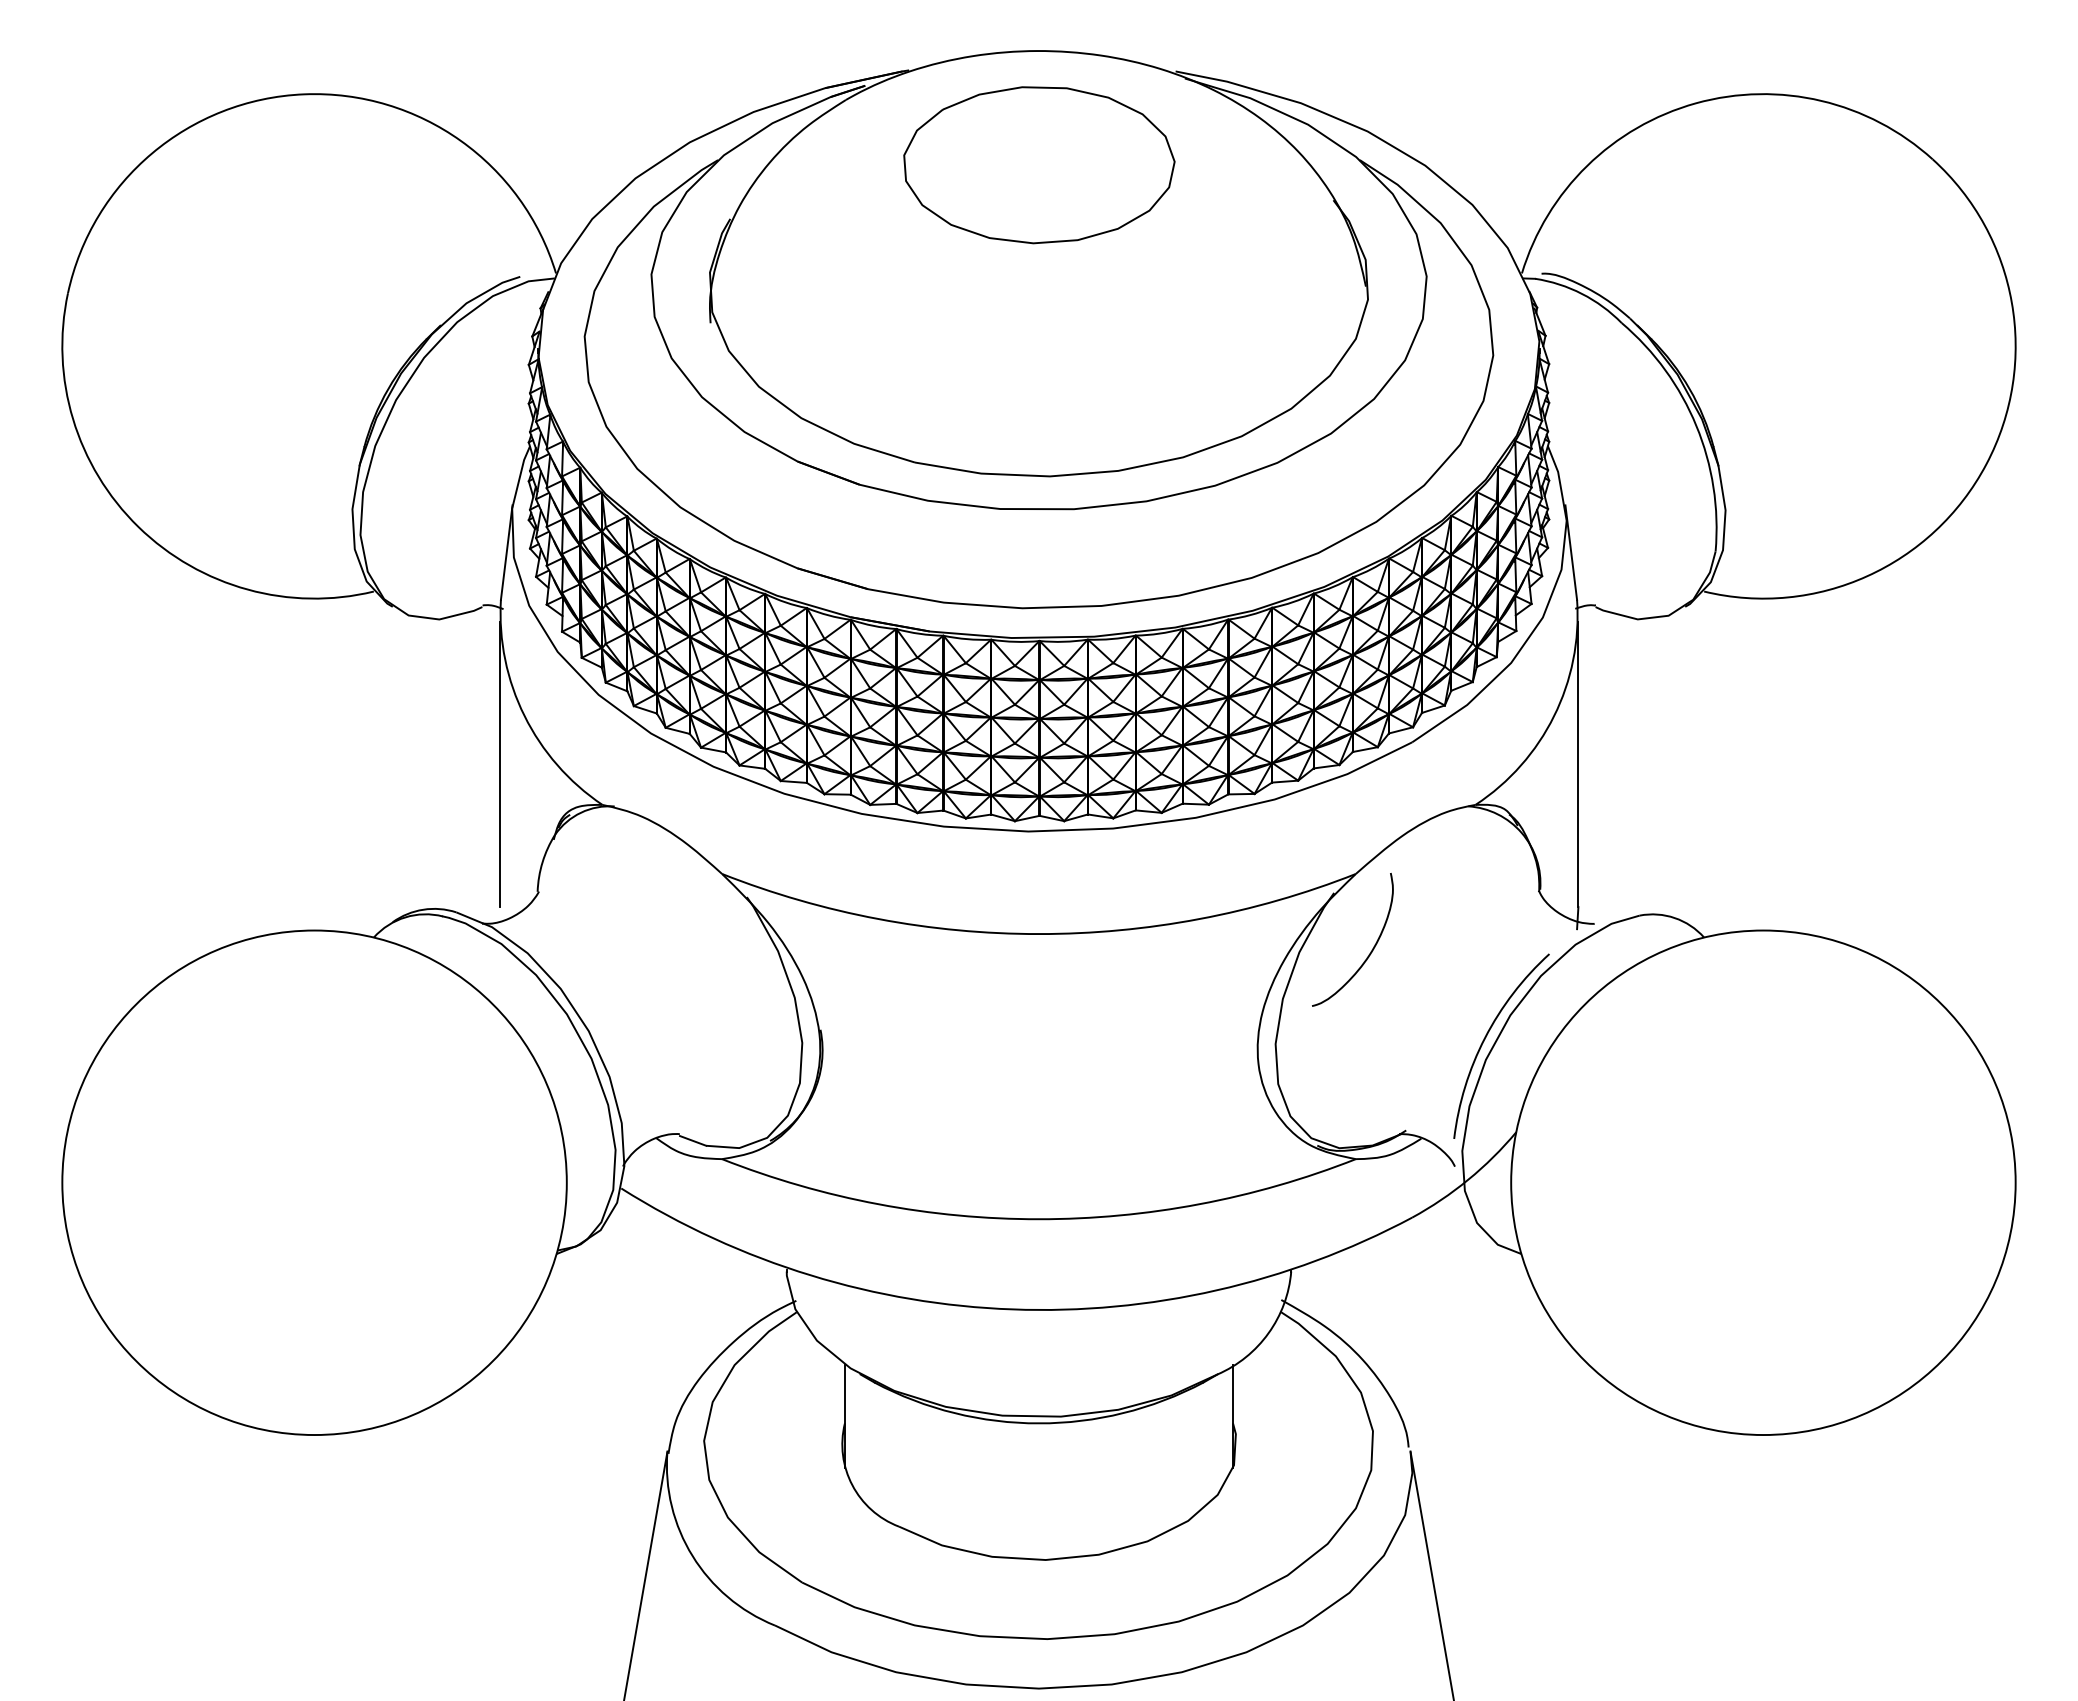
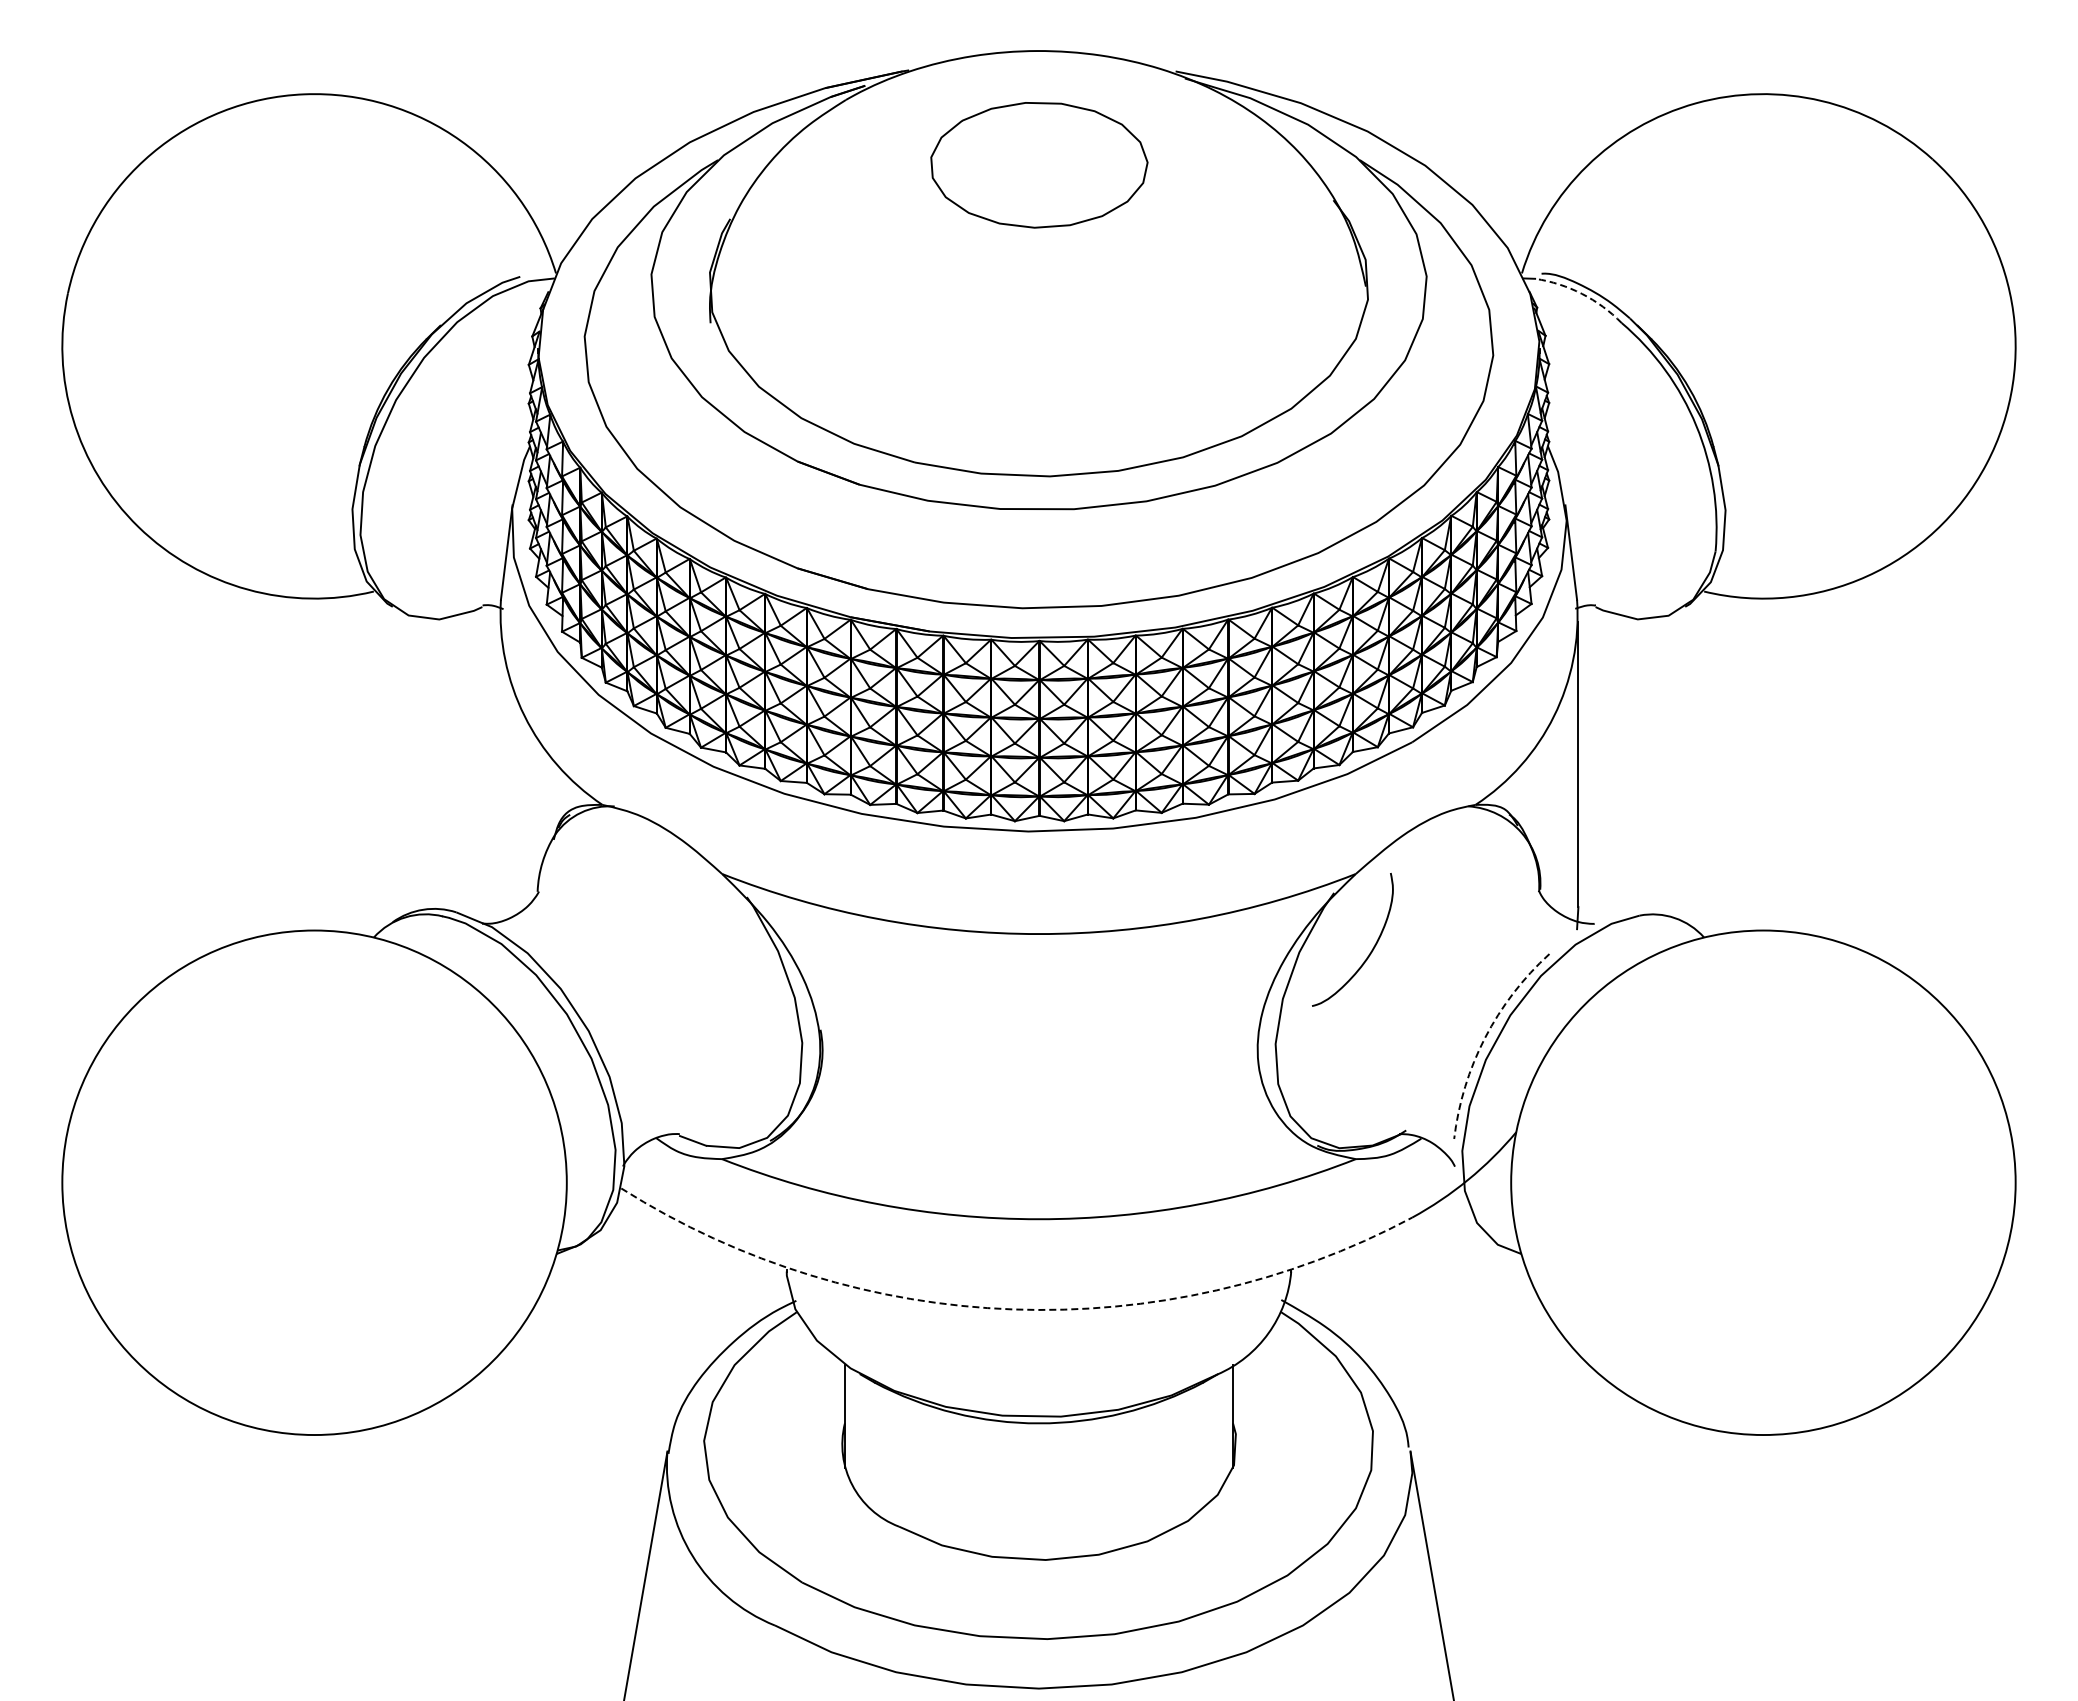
part size: 273x159 px -> 219x127 px (1039, 165)
arc: solid -> dashed (1582, 293)
line: present -> none (499, 764)
arc: solid -> dashed (1485, 1037)
arc: solid -> dashed (1012, 1309)
